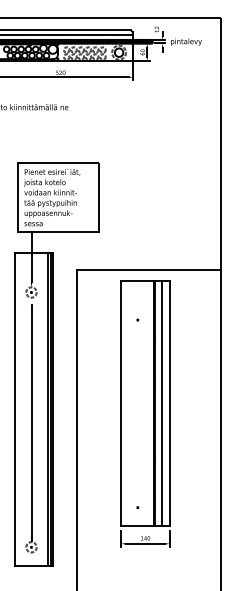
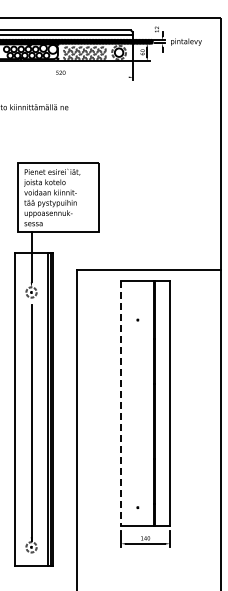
line: present -> none (65, 77)
line: solid -> dashed (121, 403)
line: present -> none (162, 403)
